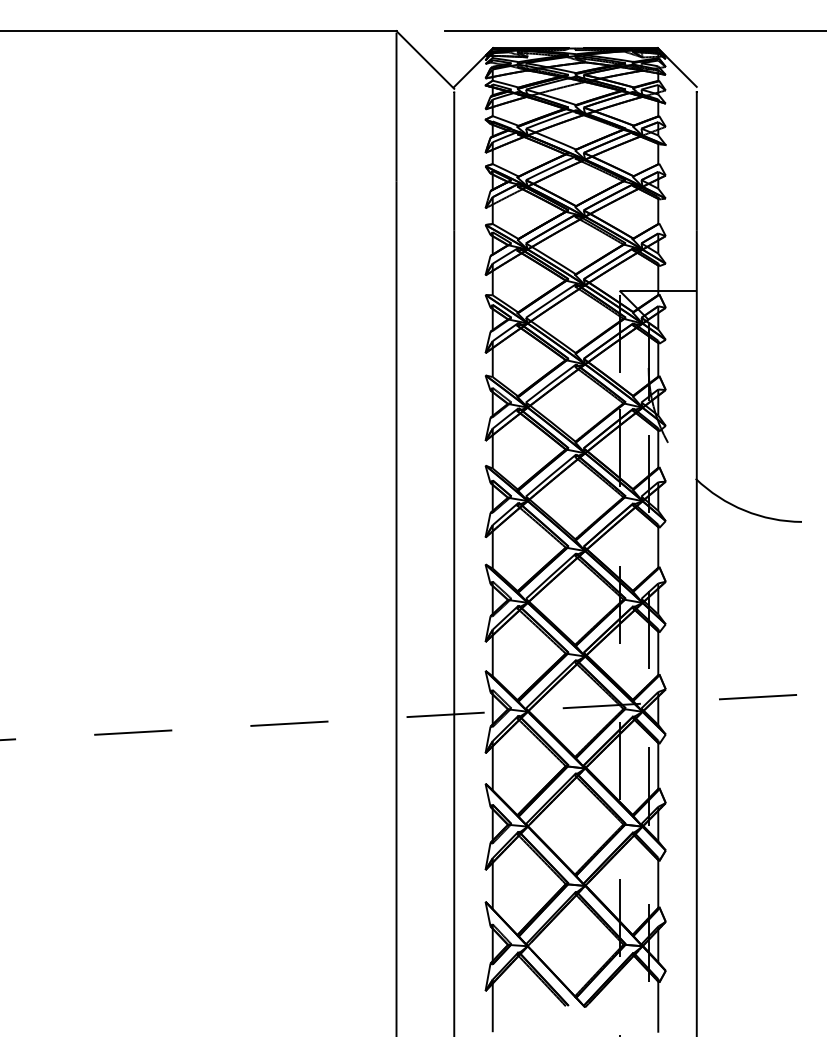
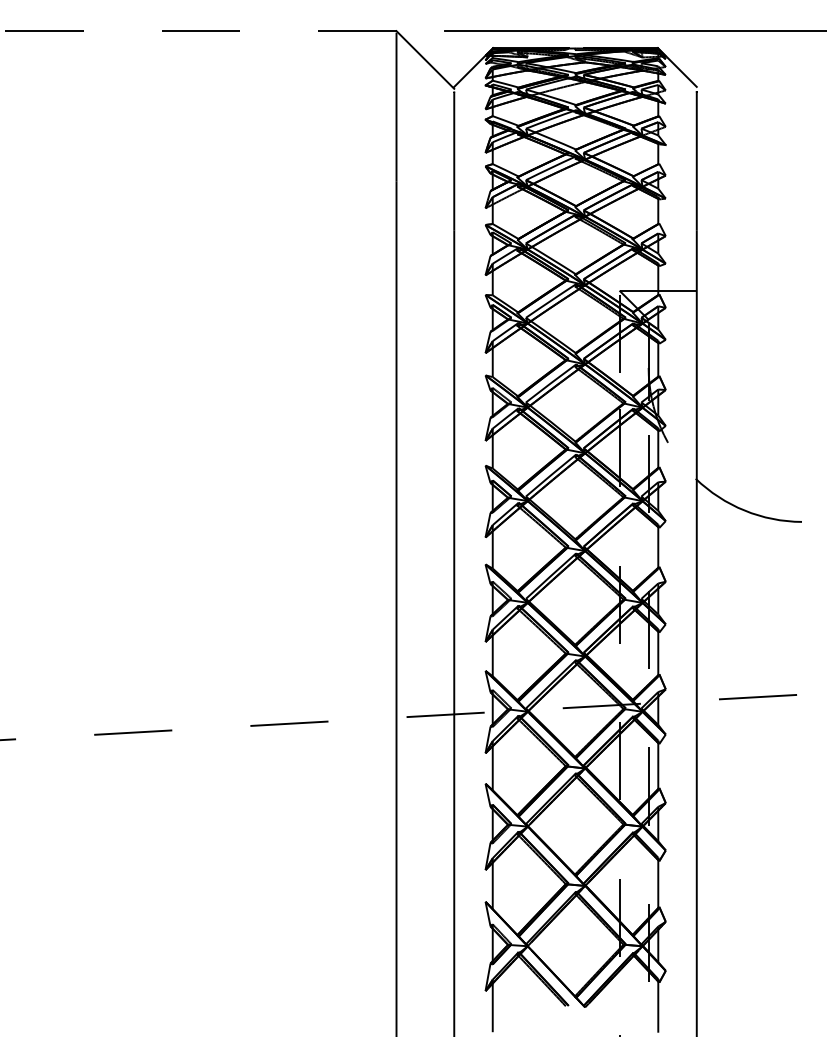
line: solid -> dashed (198, 31)
